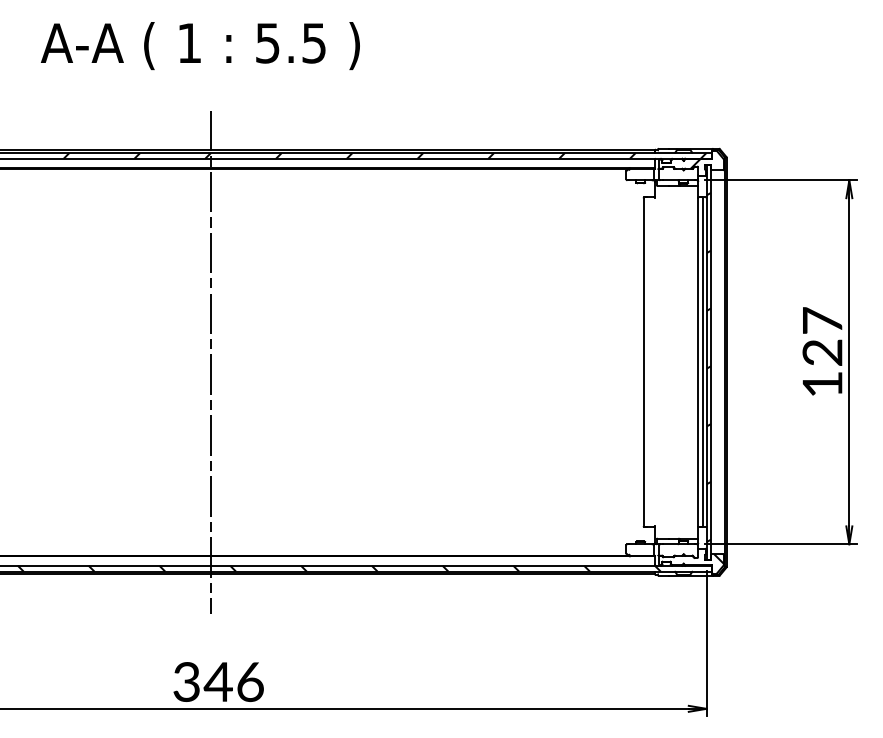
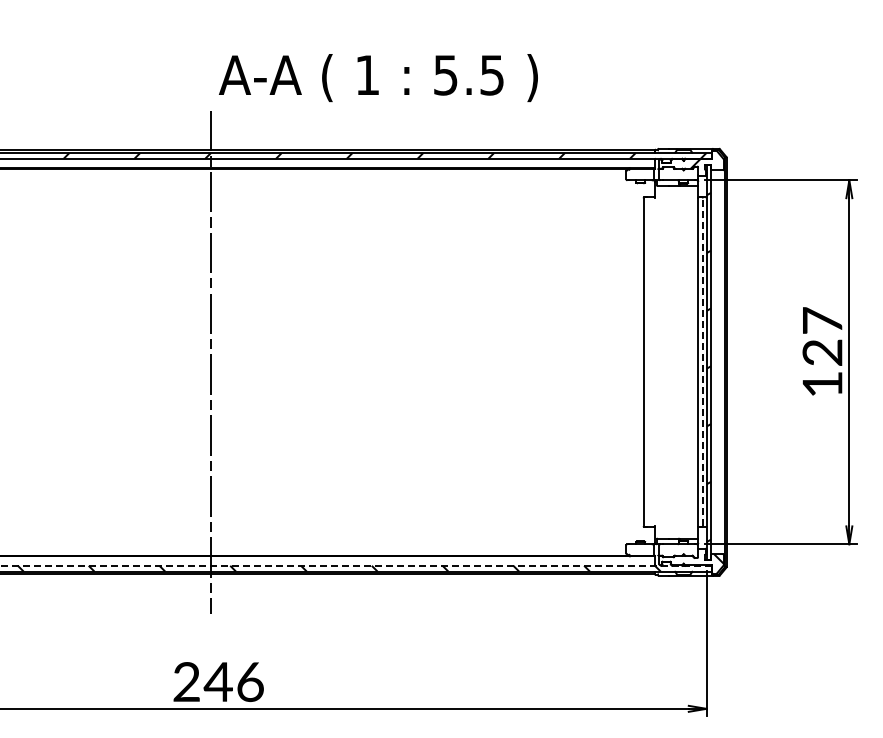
text position: (200, 46) -> (378, 78) (378, 78)
line: solid -> dashed (702, 362)
line: solid -> dashed (355, 565)
text: 346 -> 246 (186, 682)
